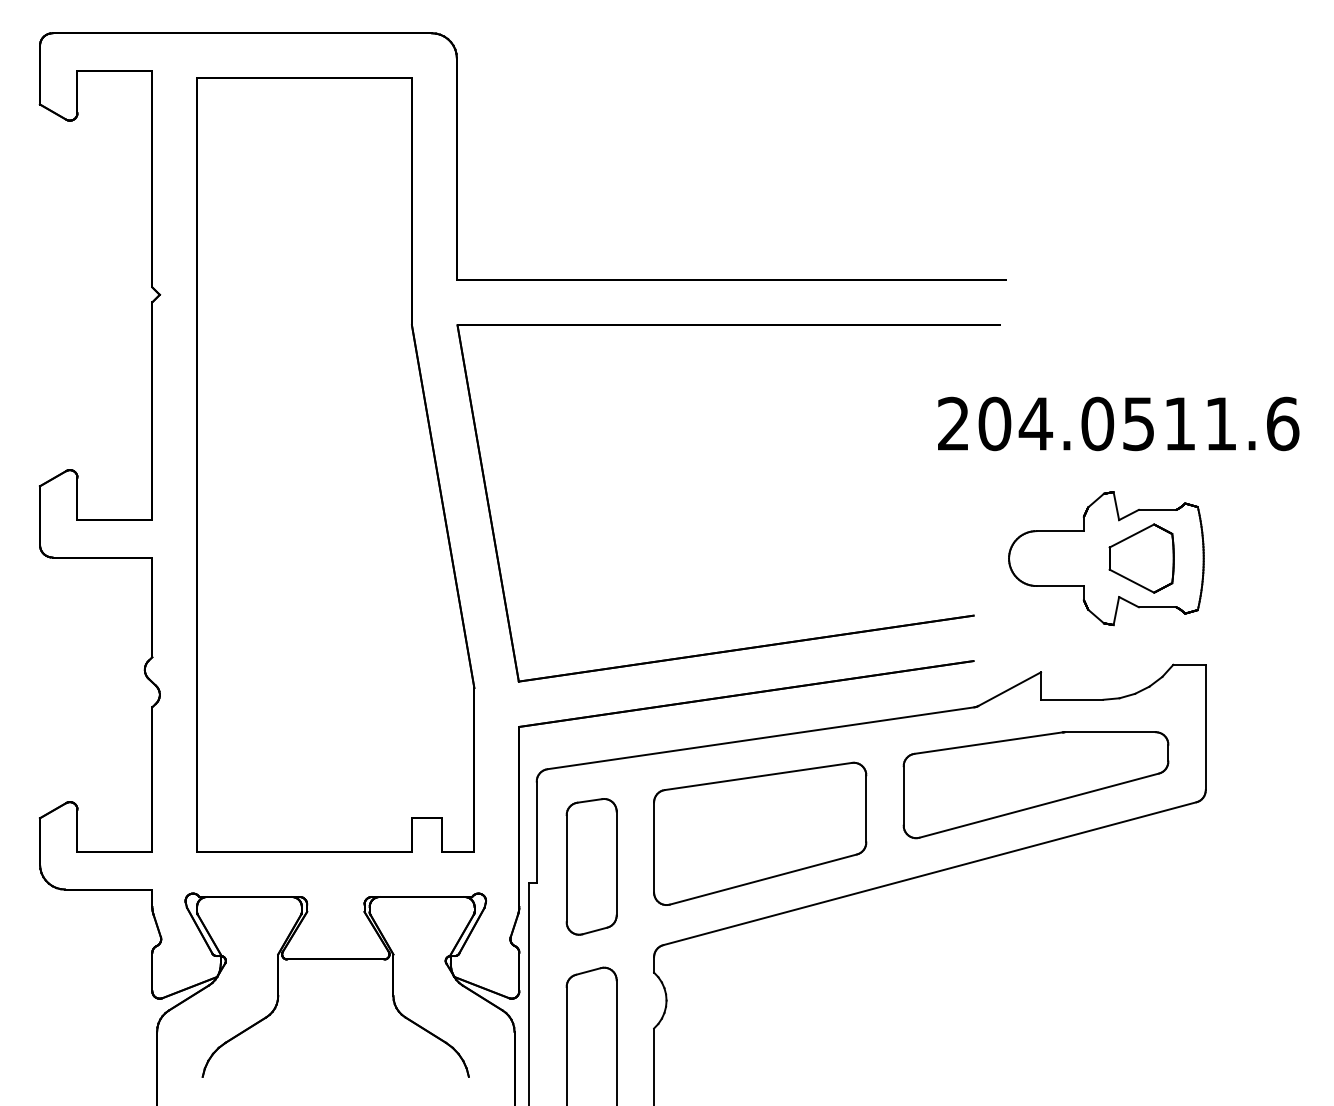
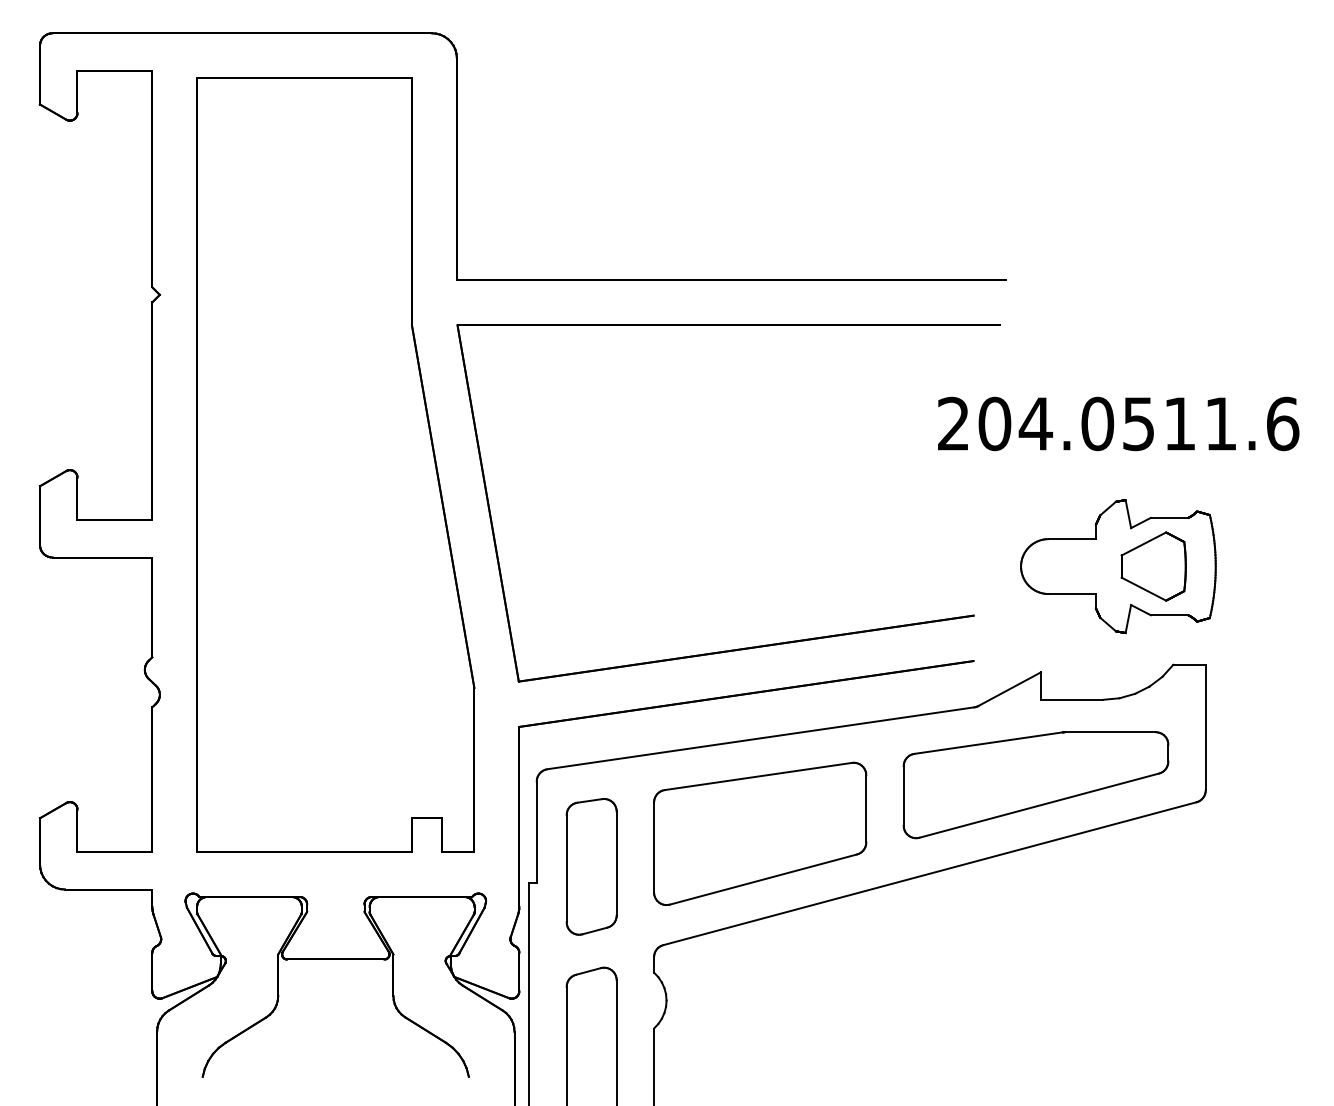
part position: (1106, 558) -> (1118, 566) (1118, 566)
